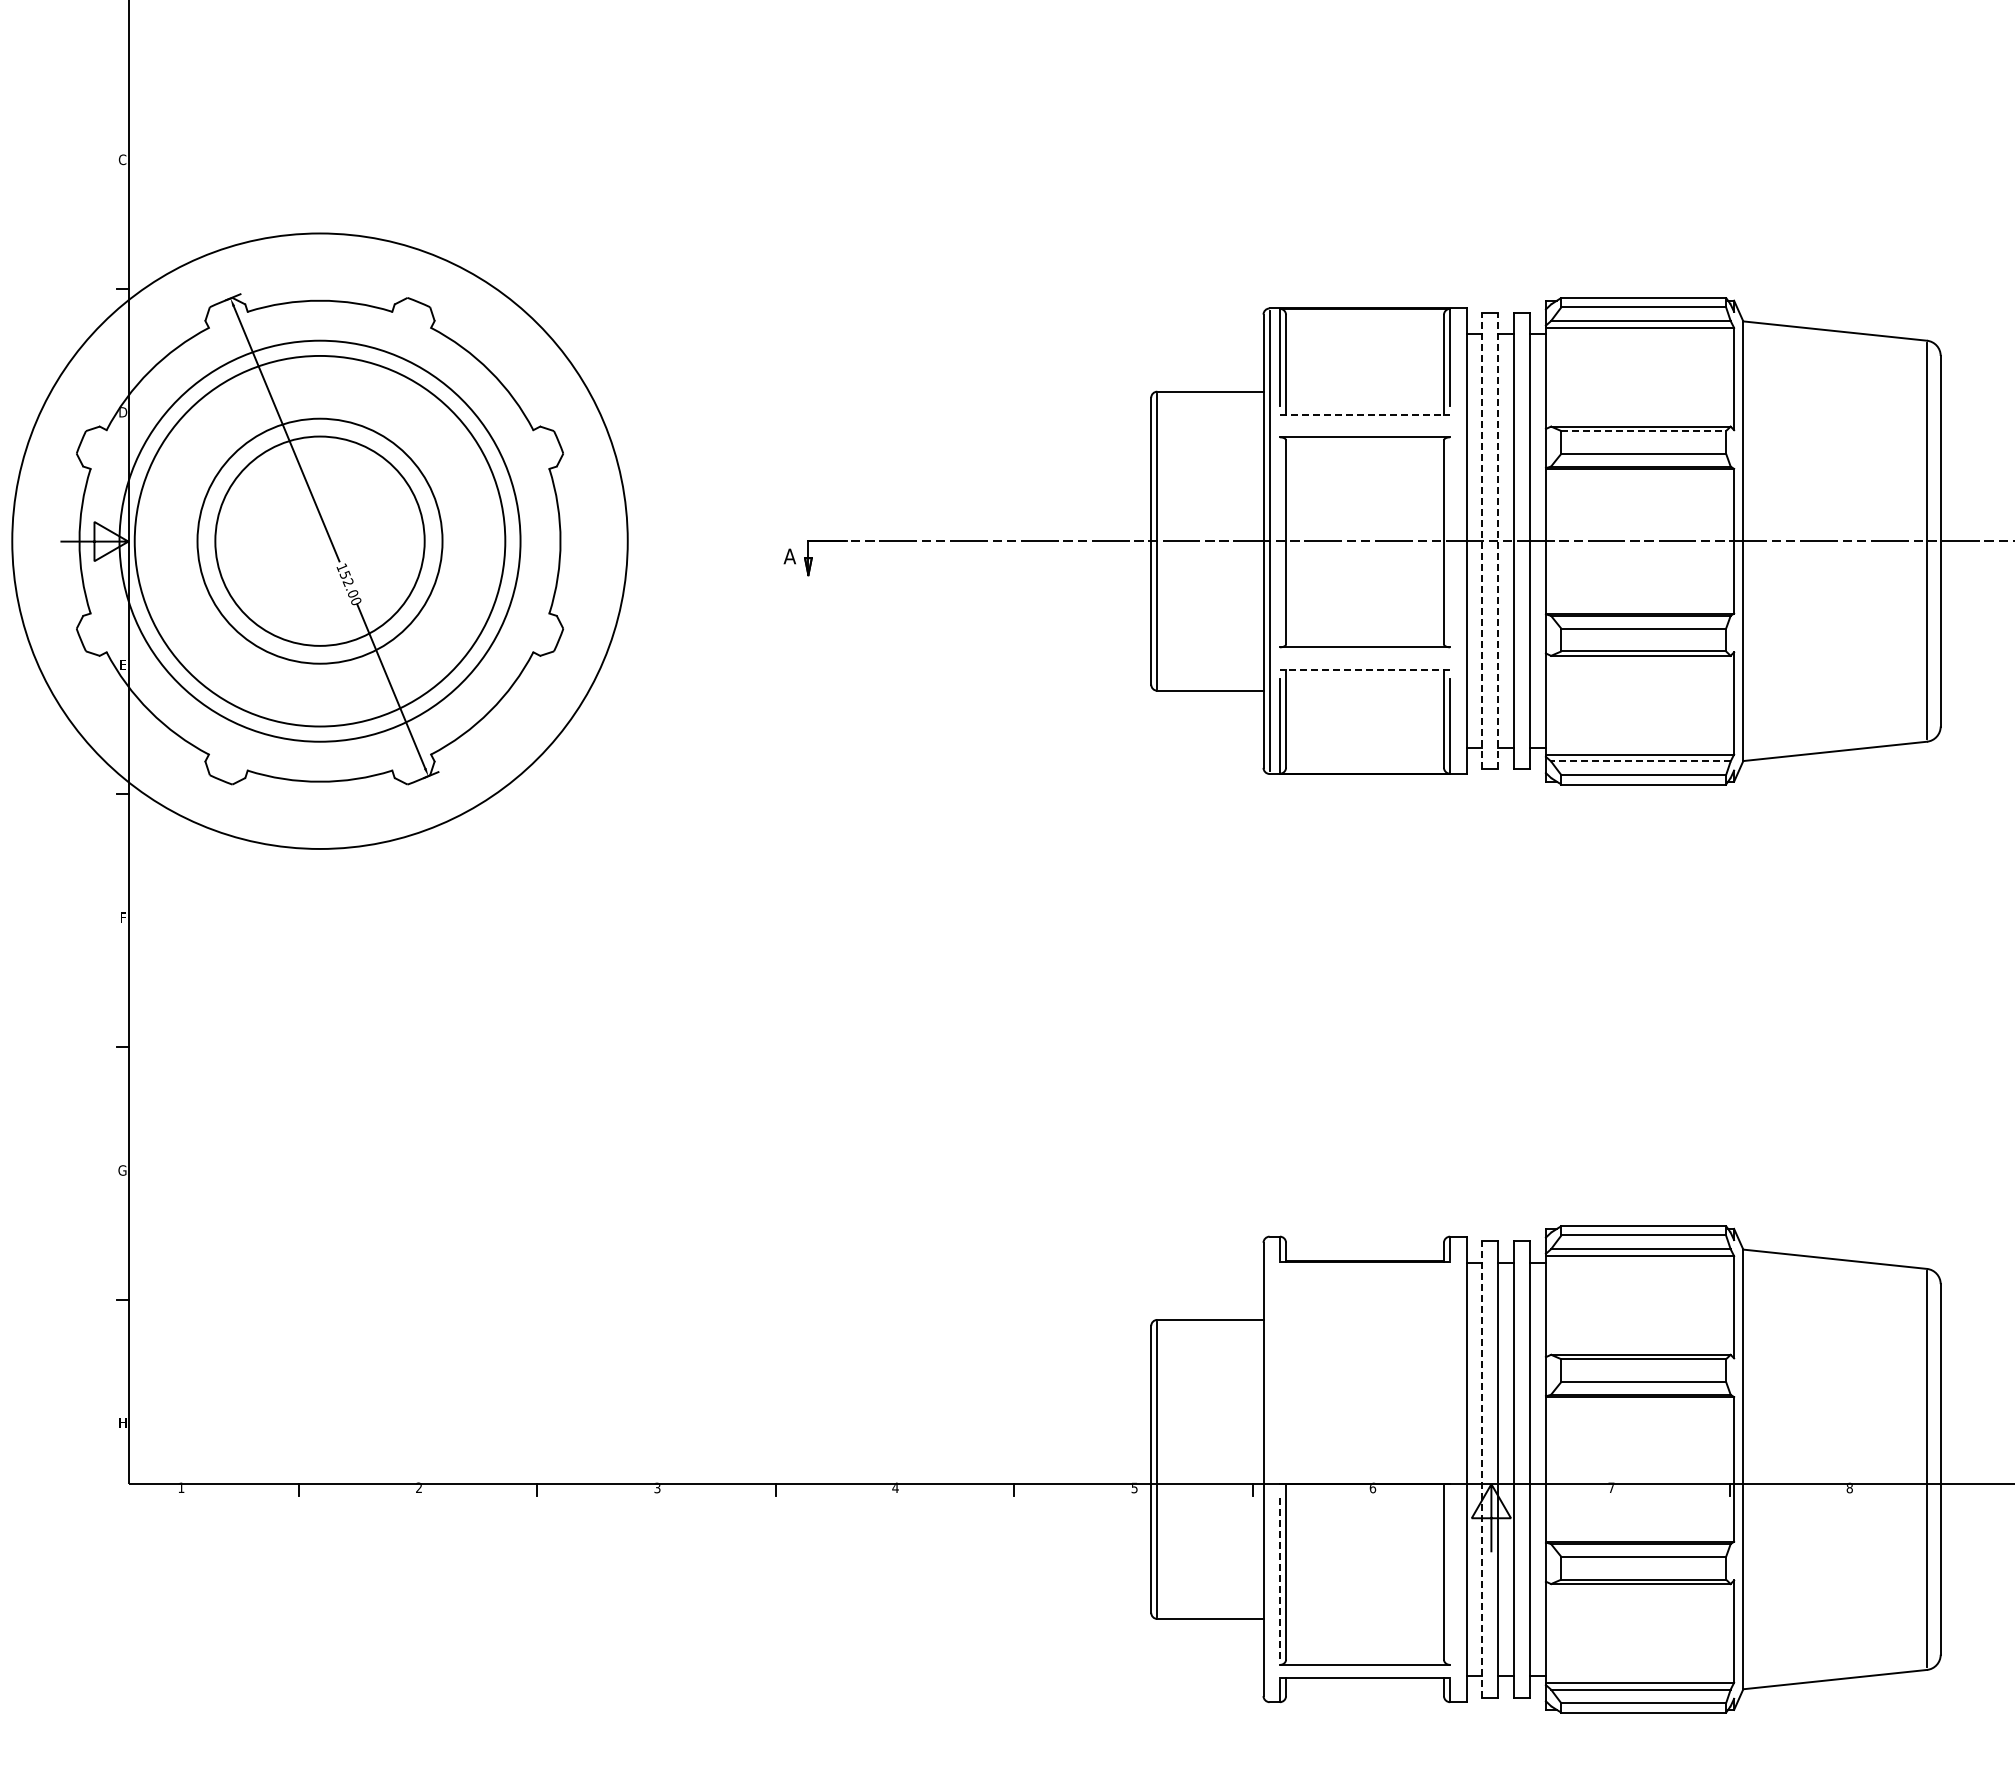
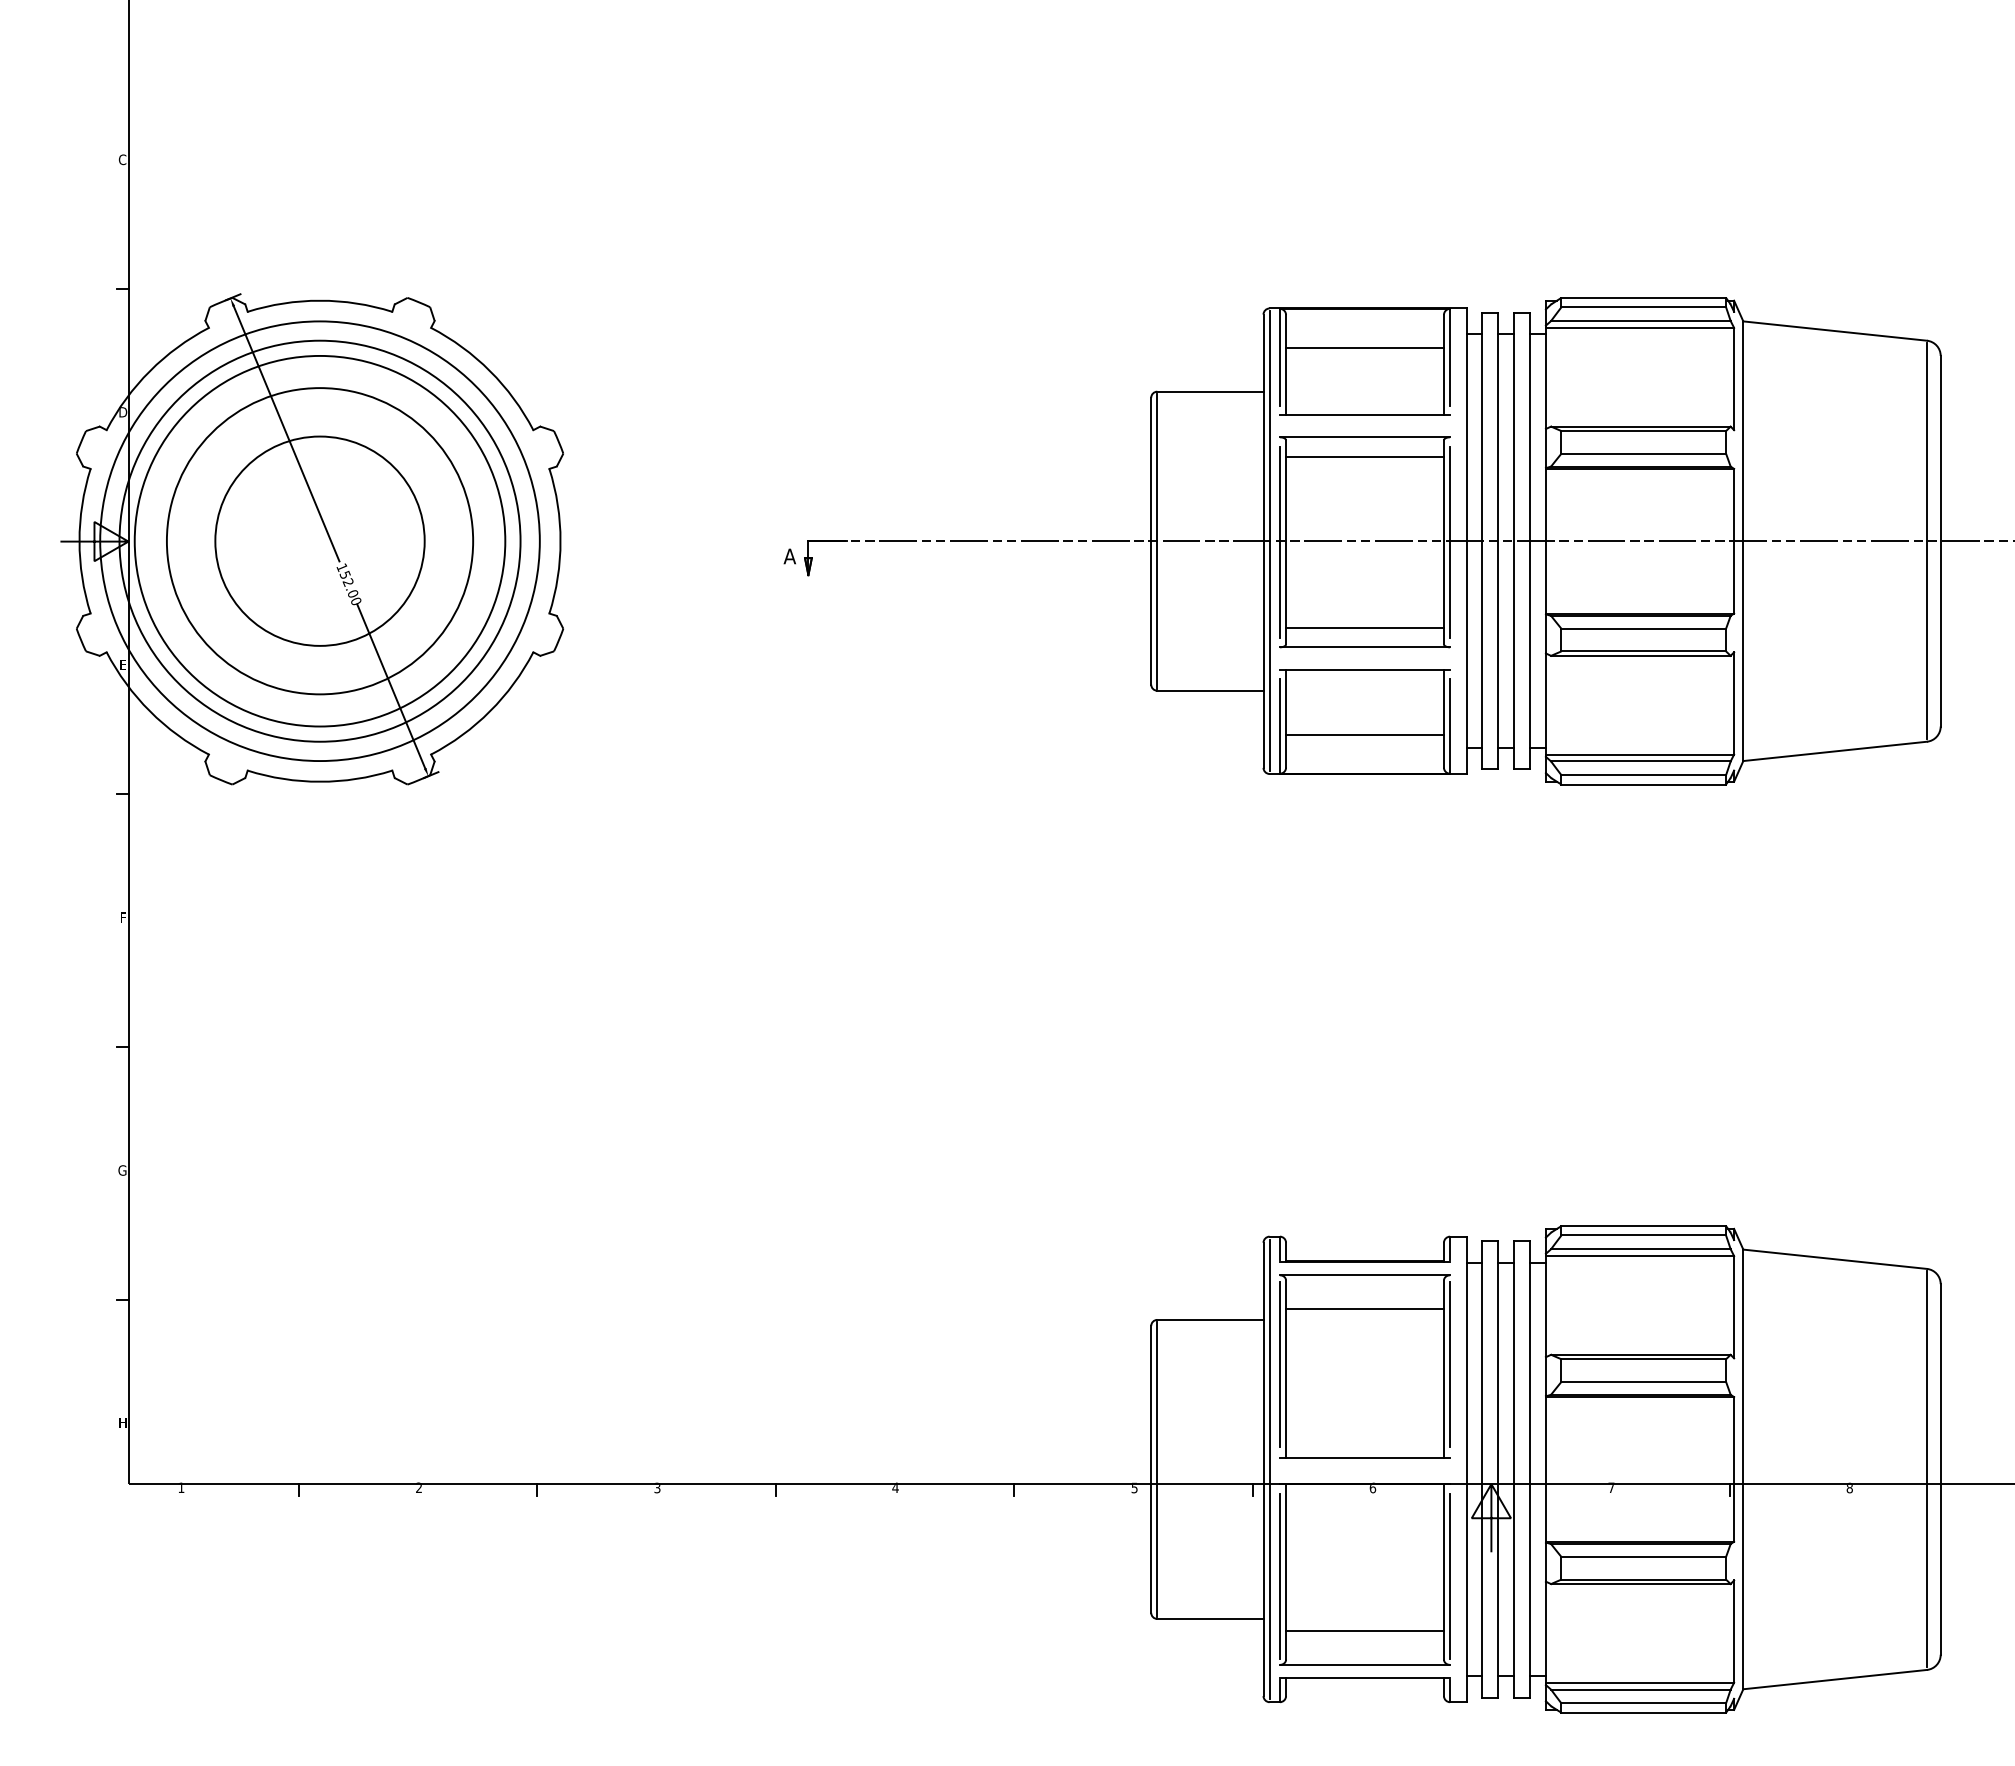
line: none -> present (1364, 347)
line: dashed -> solid (1365, 414)
line: dashed -> solid (1644, 431)
line: none -> present (1364, 456)
circle diameter: 245 px -> 306 px (319, 541)
circle diameter: 615 px -> 440 px (319, 541)
line: dashed -> solid (1482, 540)
line: dashed -> solid (1498, 540)
line: none -> present (1279, 542)
line: none -> present (1450, 542)
line: none -> present (1364, 627)
line: dashed -> solid (1364, 669)
line: none -> present (1364, 734)
line: dashed -> solid (1640, 761)
part: none -> present (1364, 1366)
line: dashed -> solid (1482, 1468)
line: none -> present (1269, 1469)
line: dashed -> solid (1279, 1576)
line: none -> present (1450, 1576)
line: none -> present (1364, 1631)
